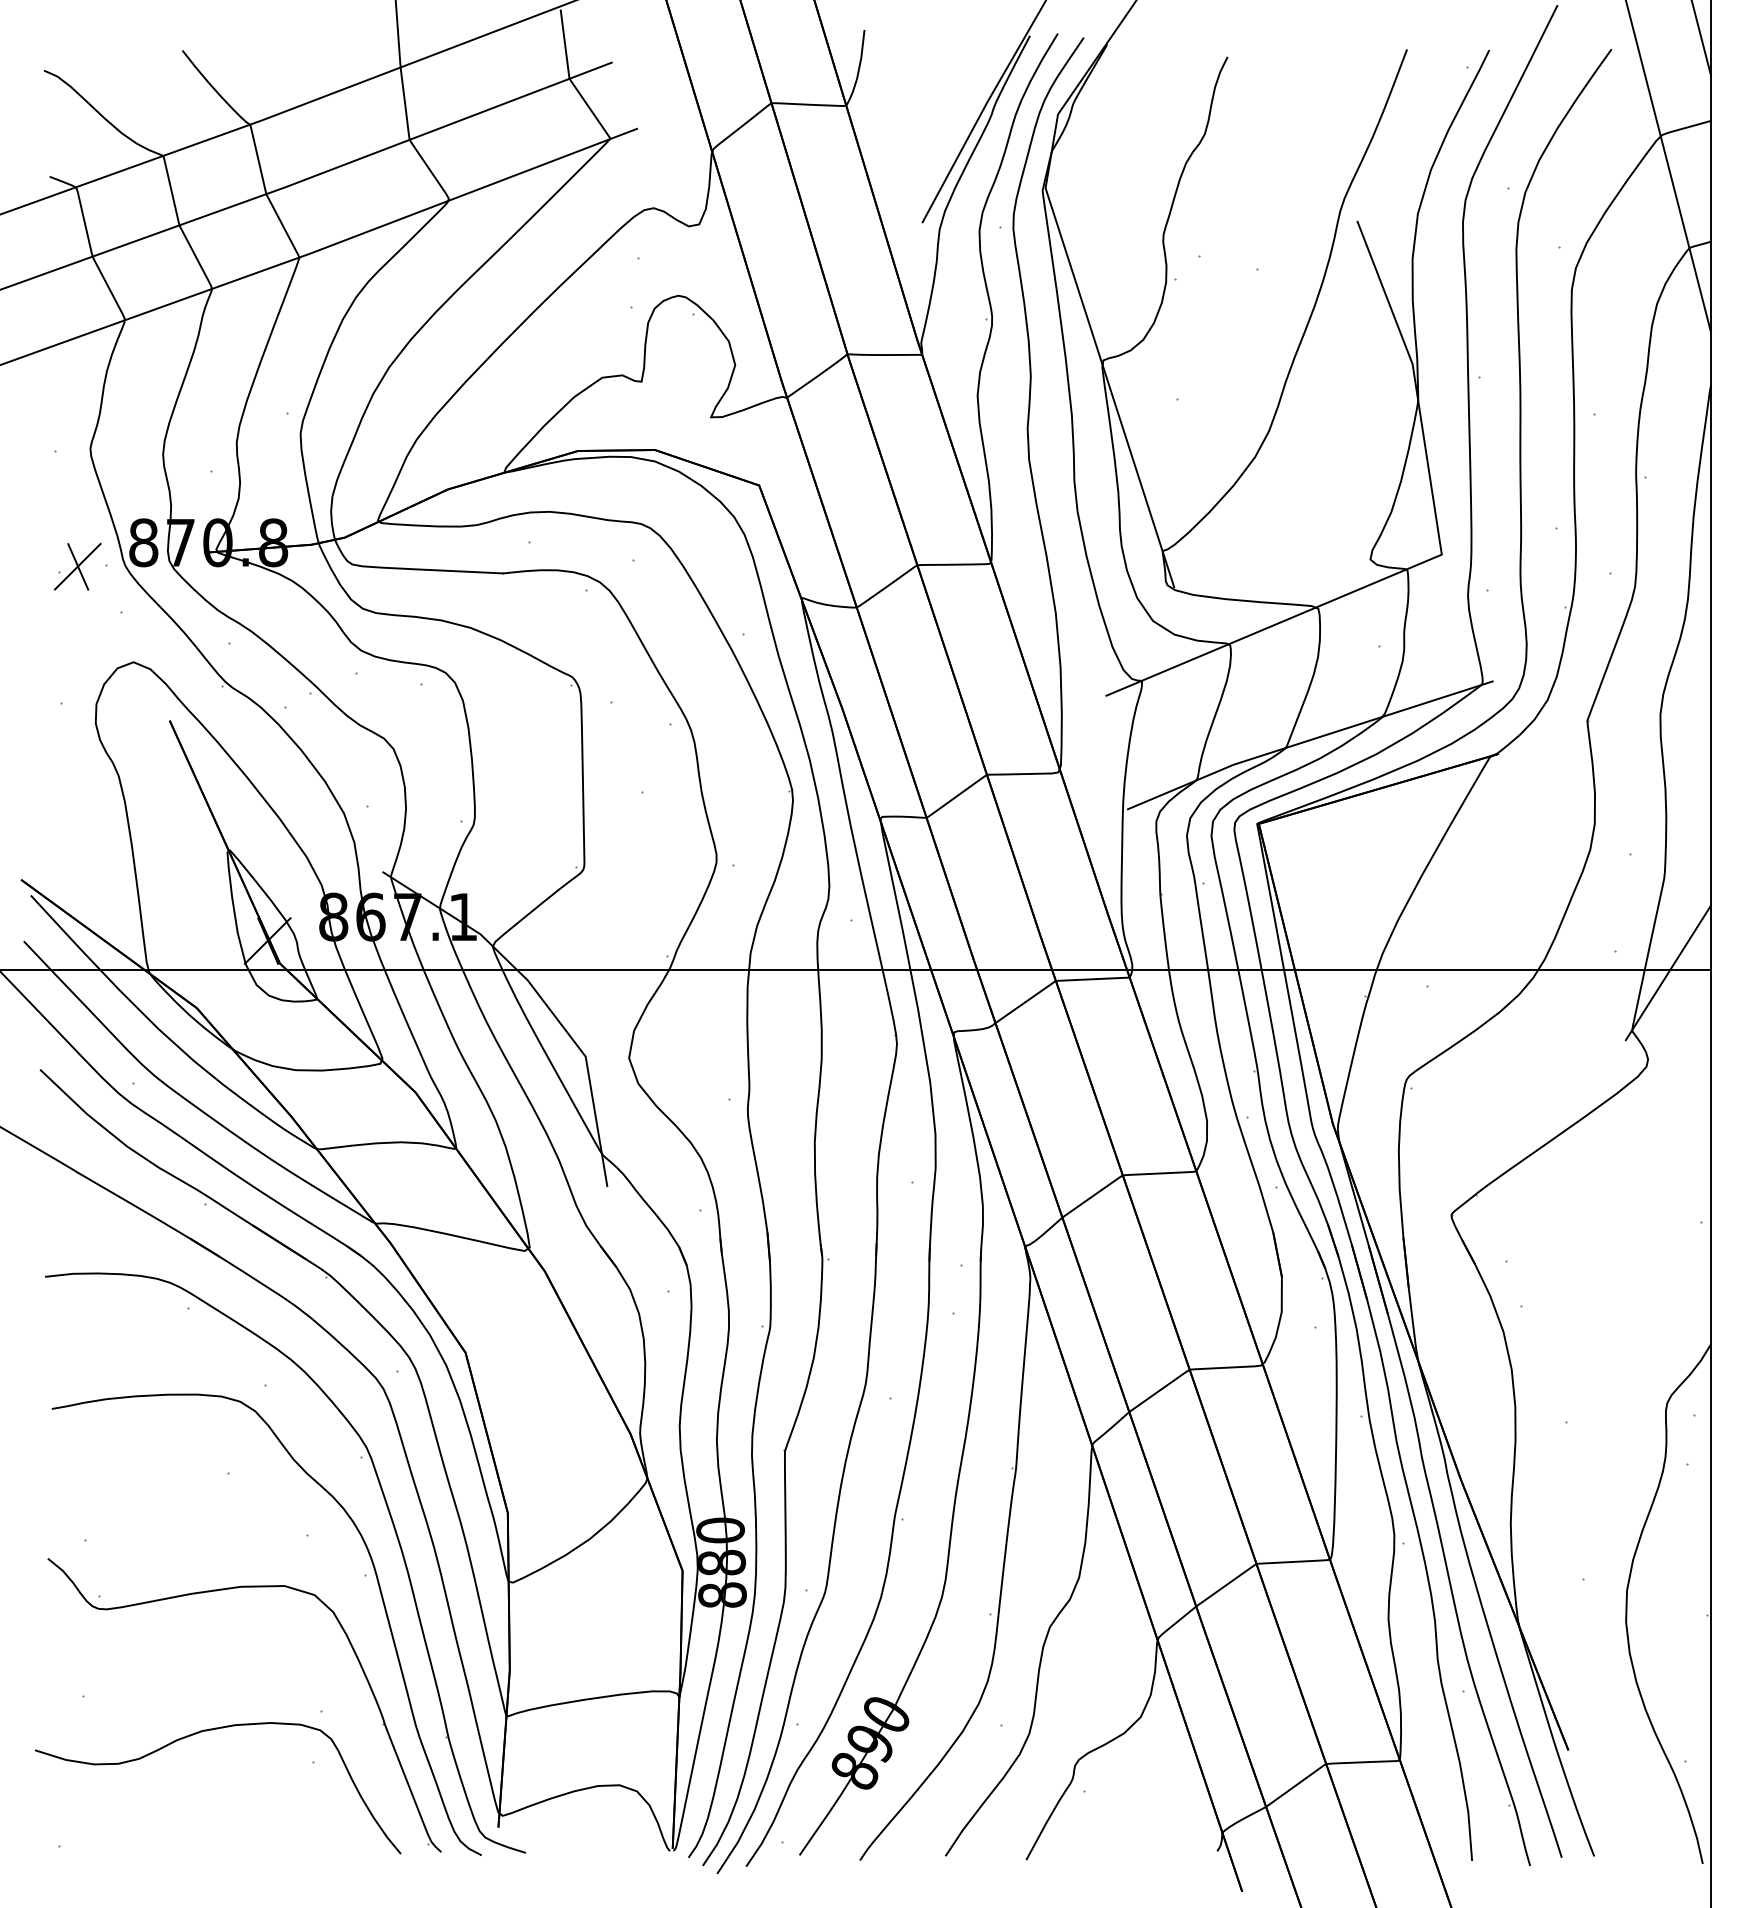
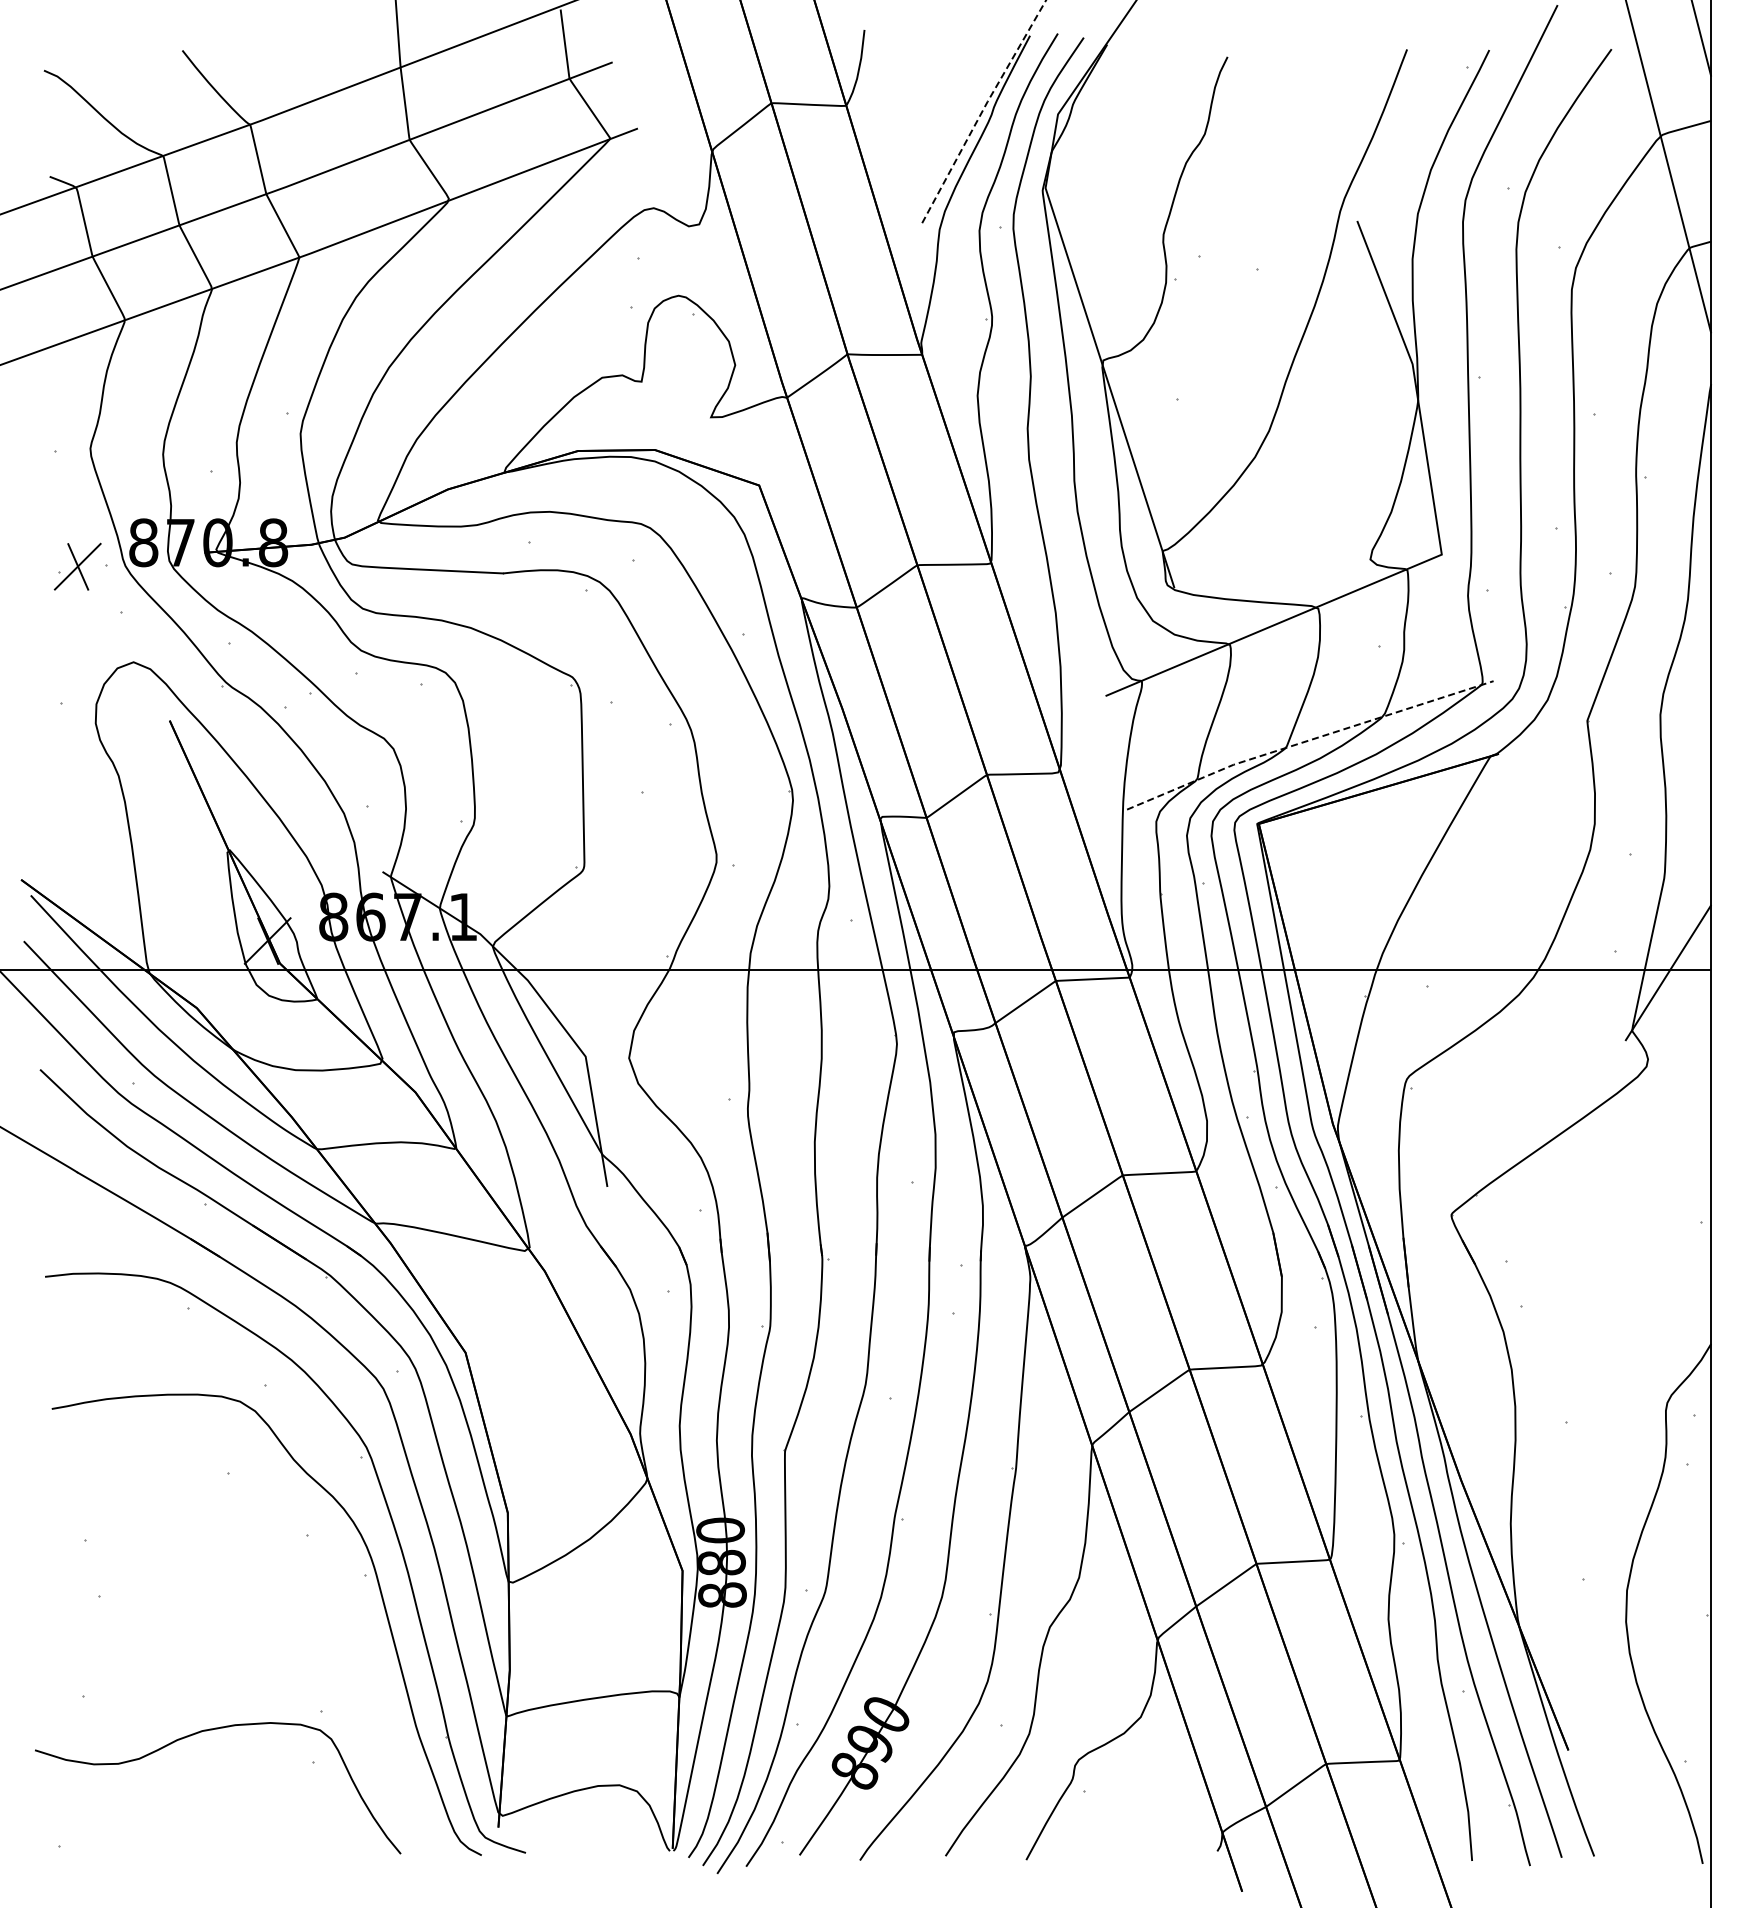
line: solid -> dashed (983, 109)
line: solid -> dashed (1308, 740)
part: present -> none (230, 1589)
